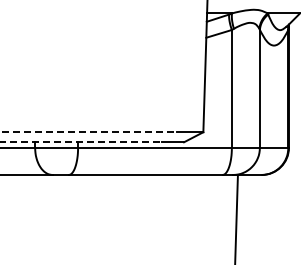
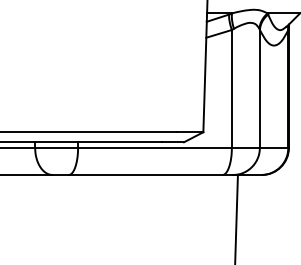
line: dashed -> solid (89, 132)
line: dashed -> solid (81, 142)
